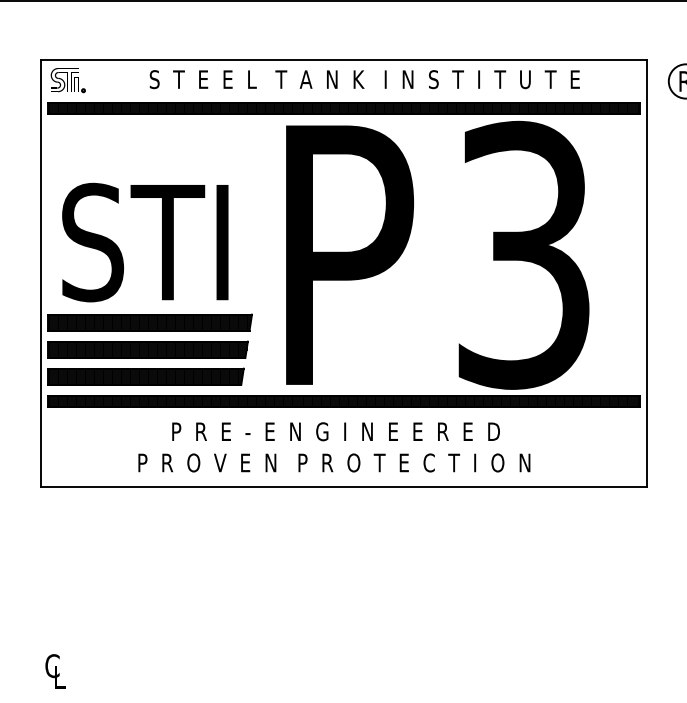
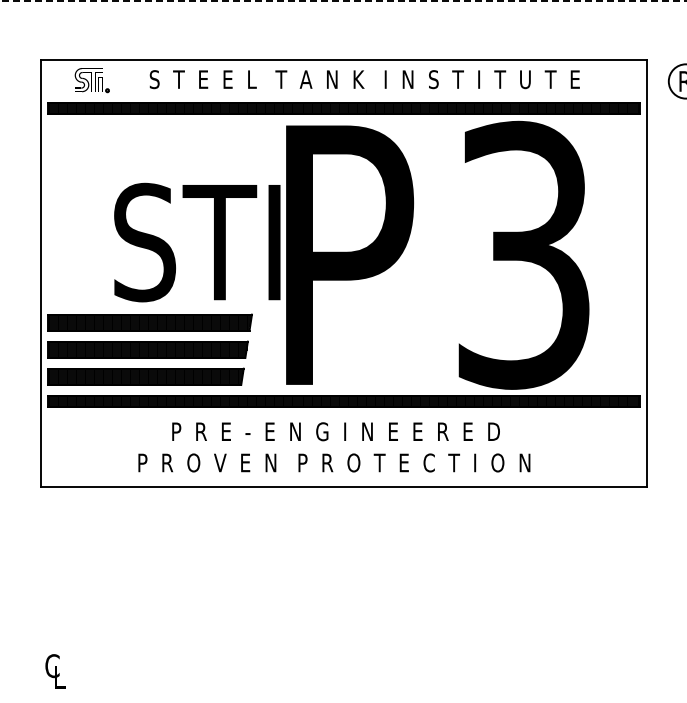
line: solid -> dashed (343, 1)
part position: (67, 80) -> (91, 80) (91, 80)
text position: (145, 242) -> (197, 242) (197, 242)
